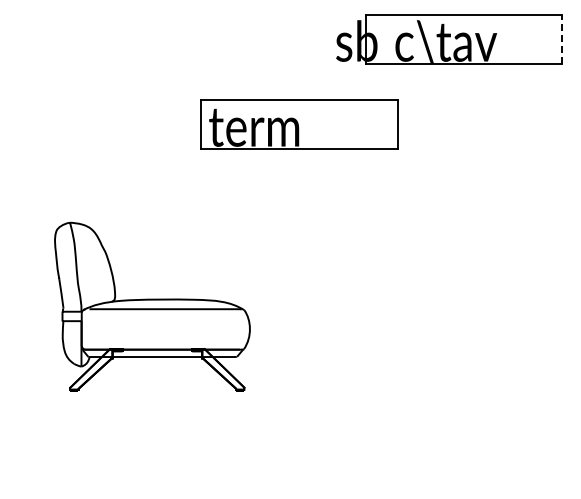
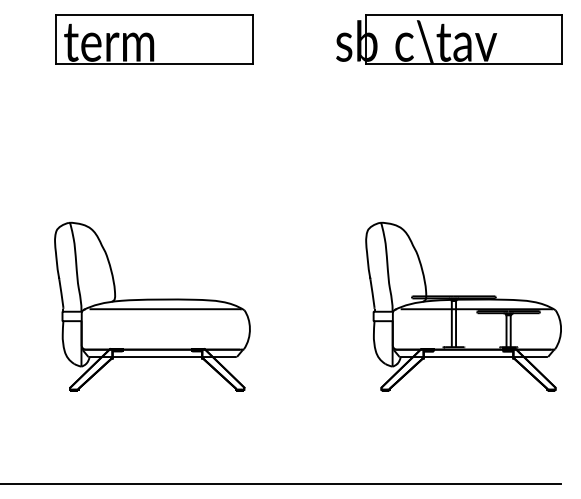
line: dashed -> solid (562, 38)
part position: (299, 124) -> (154, 39) (154, 39)
part: none -> present (463, 306)
line: none -> present (281, 483)
